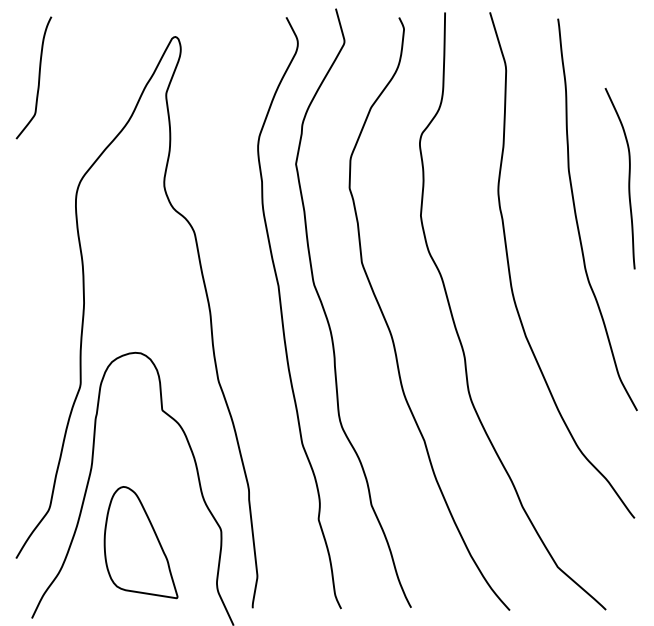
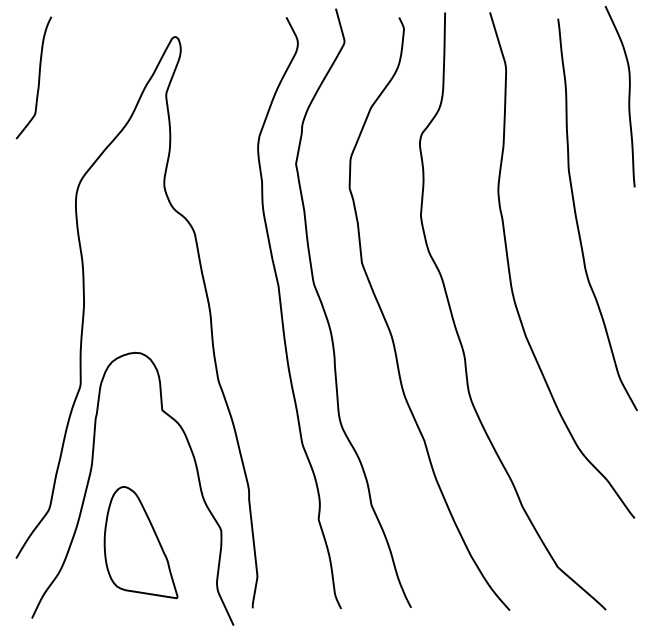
curve position: (628, 178) -> (628, 96) (628, 96)
